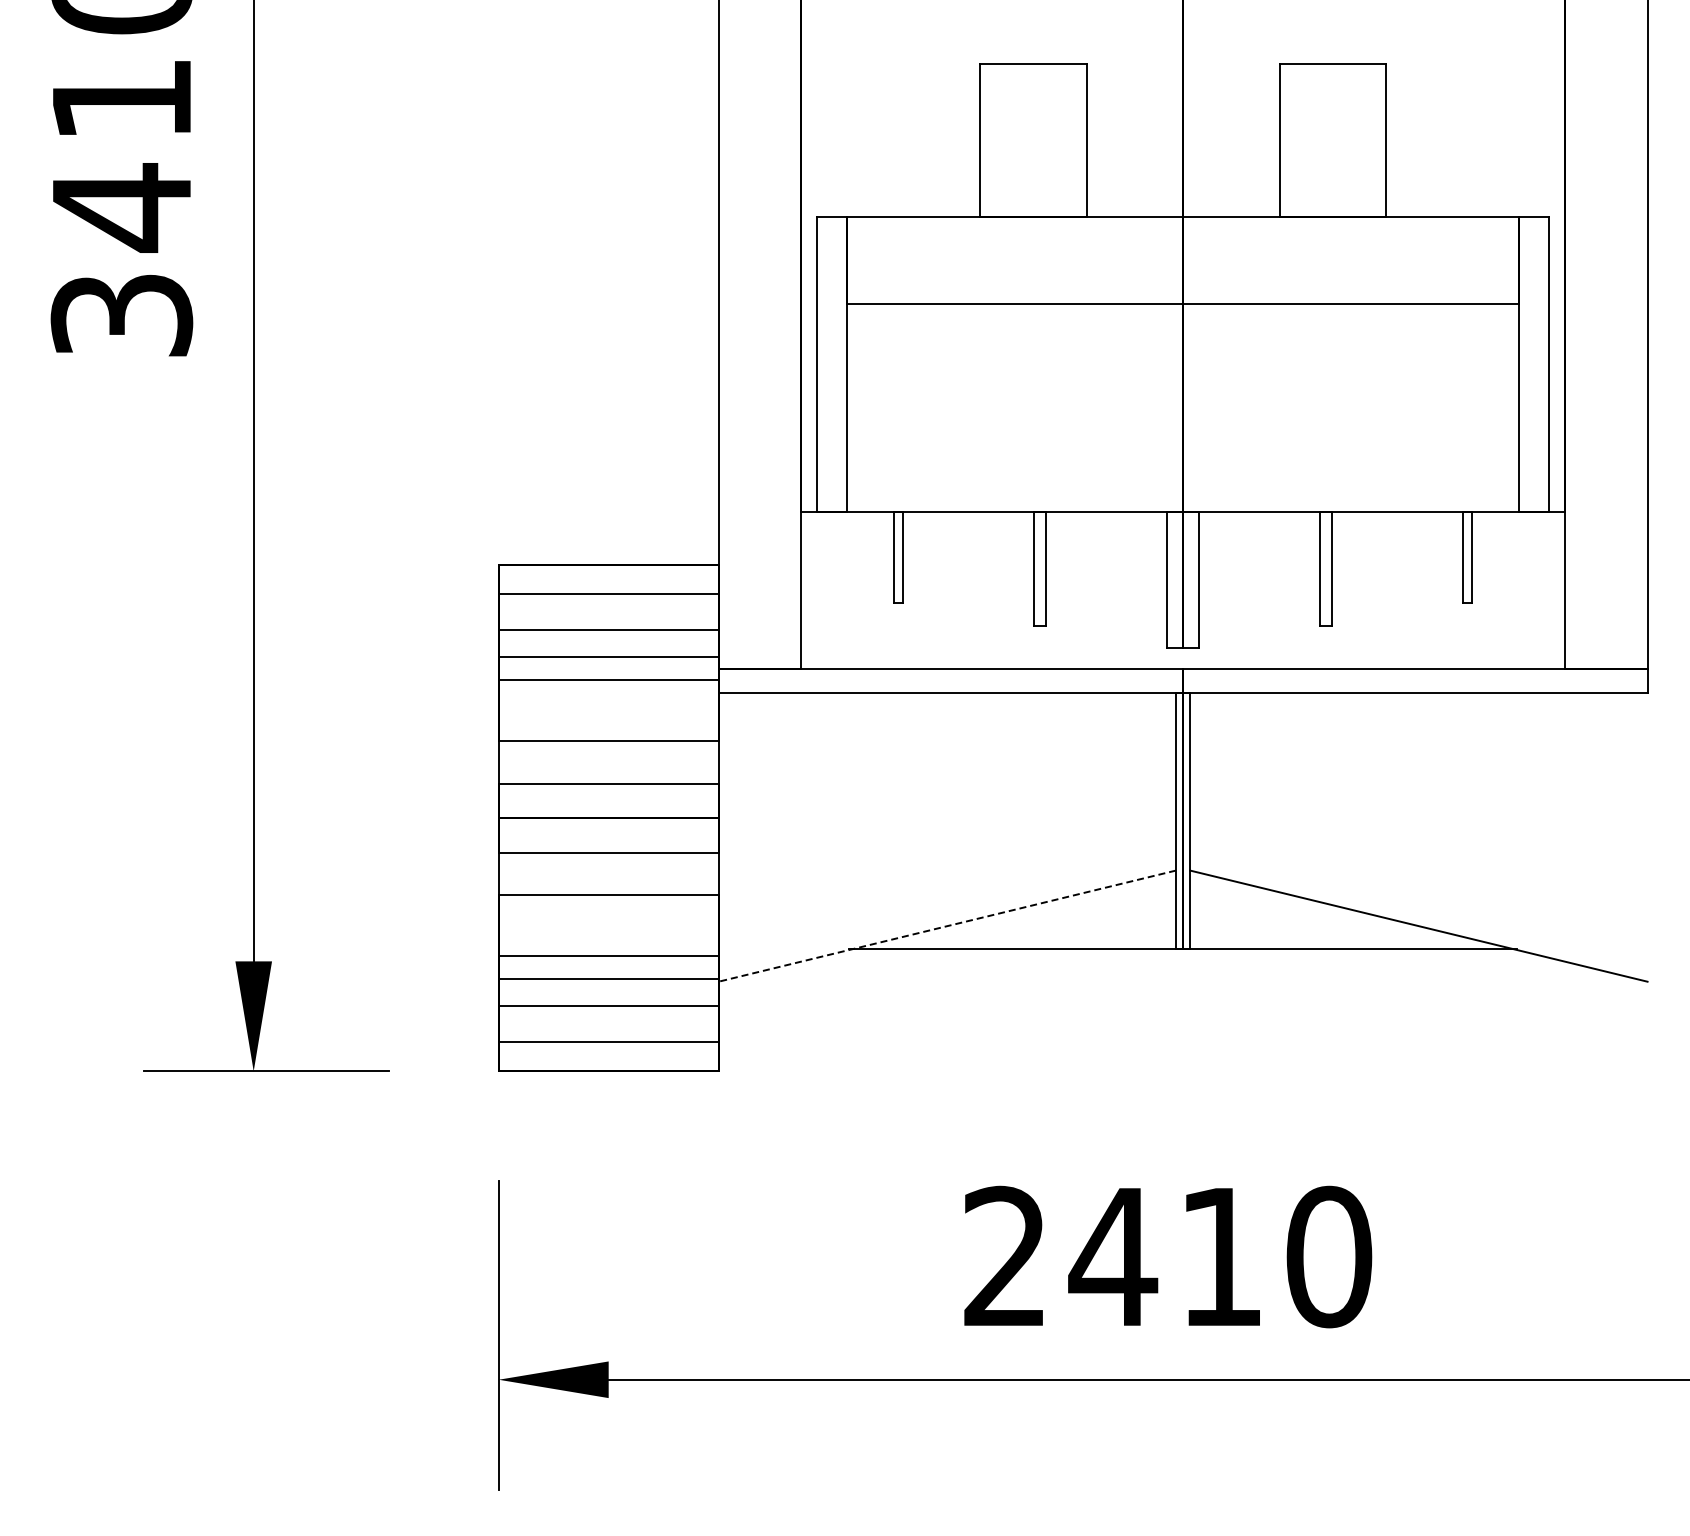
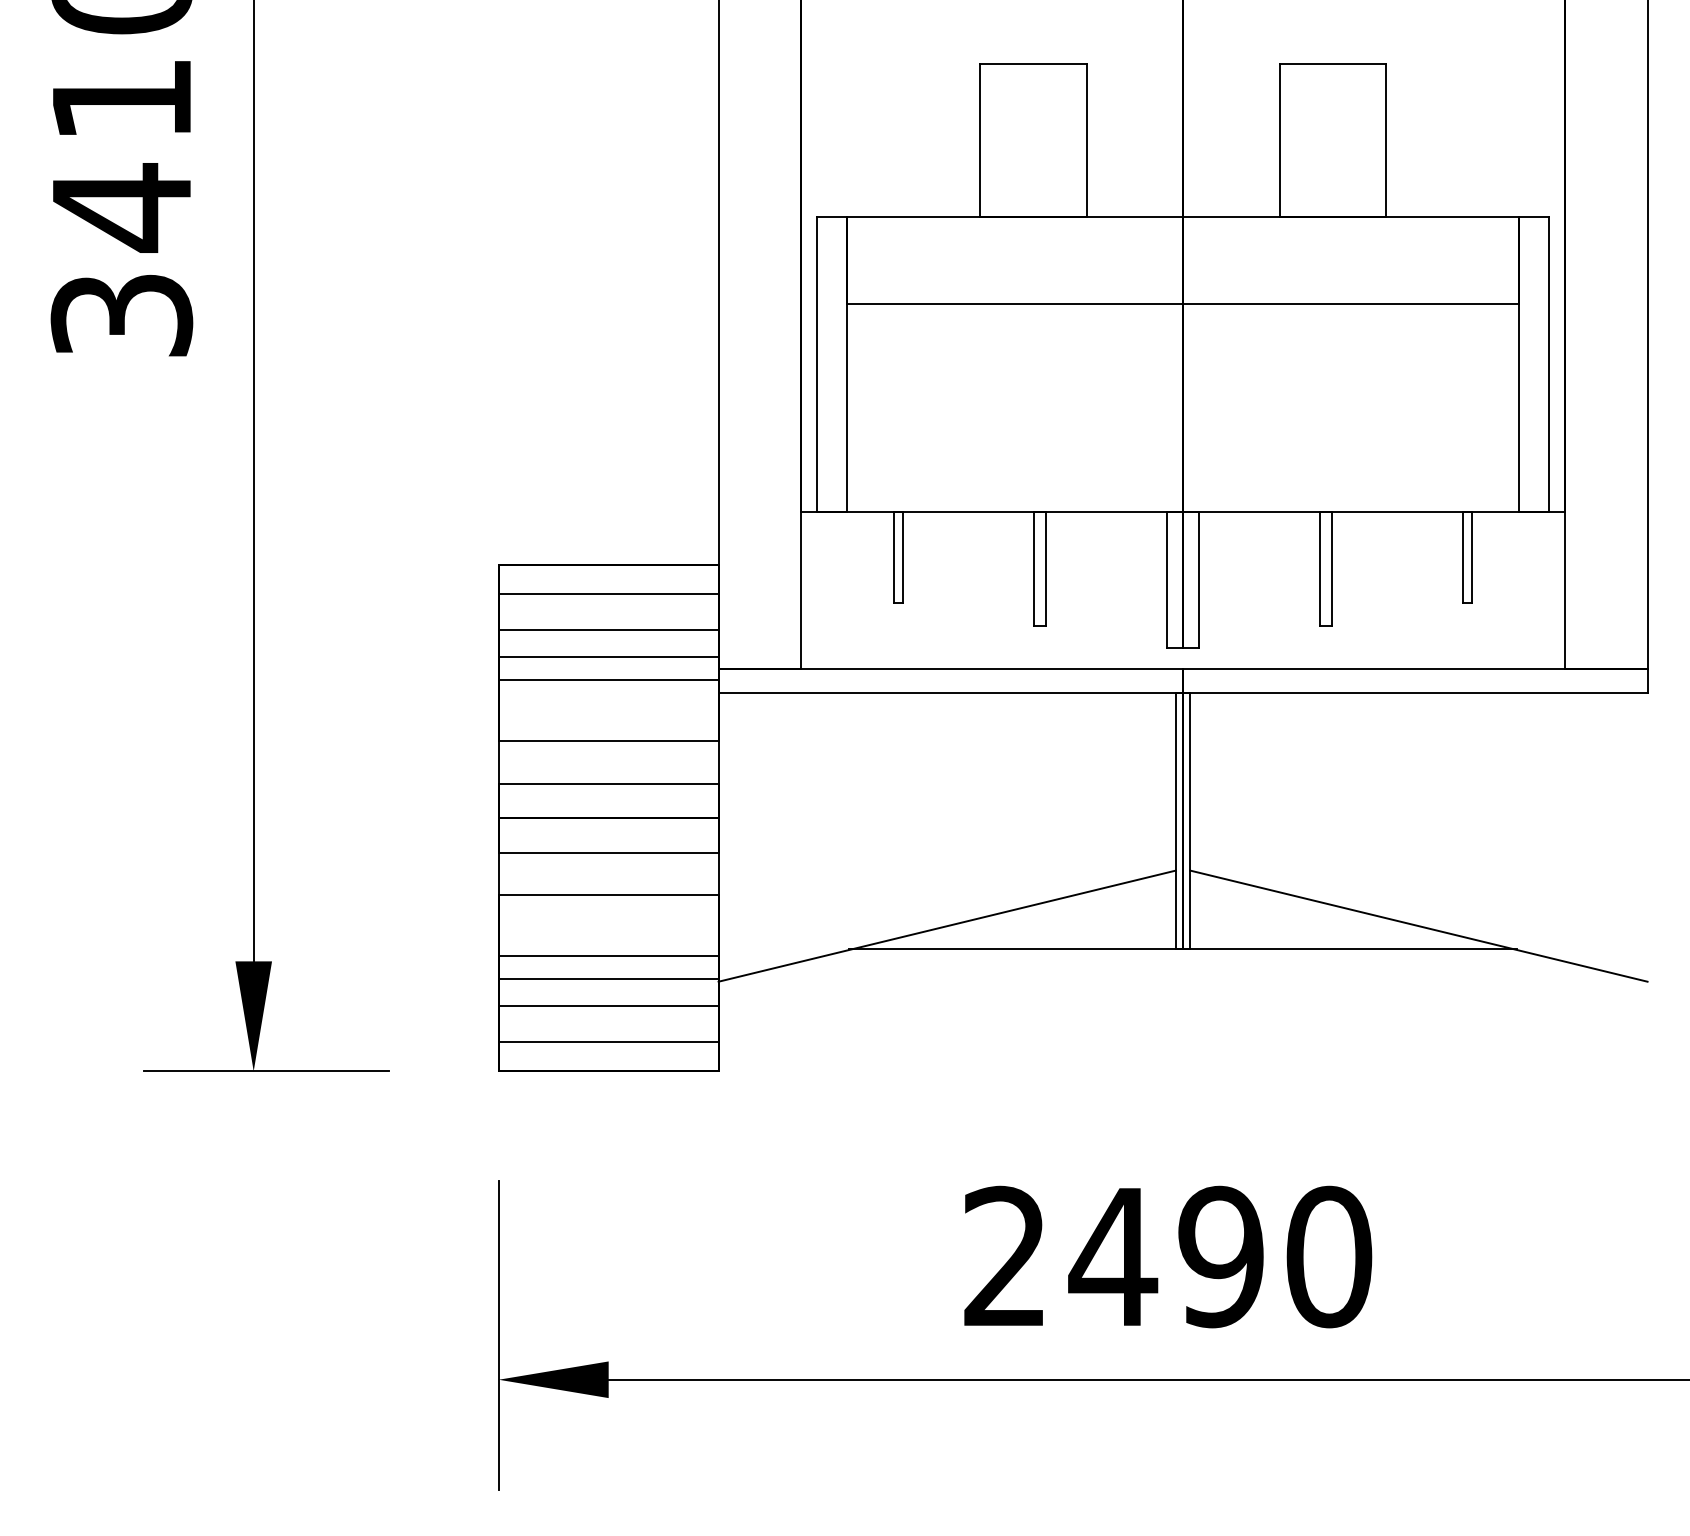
line: dashed -> solid (946, 926)
text: 2410 -> 2490 (1220, 1256)
